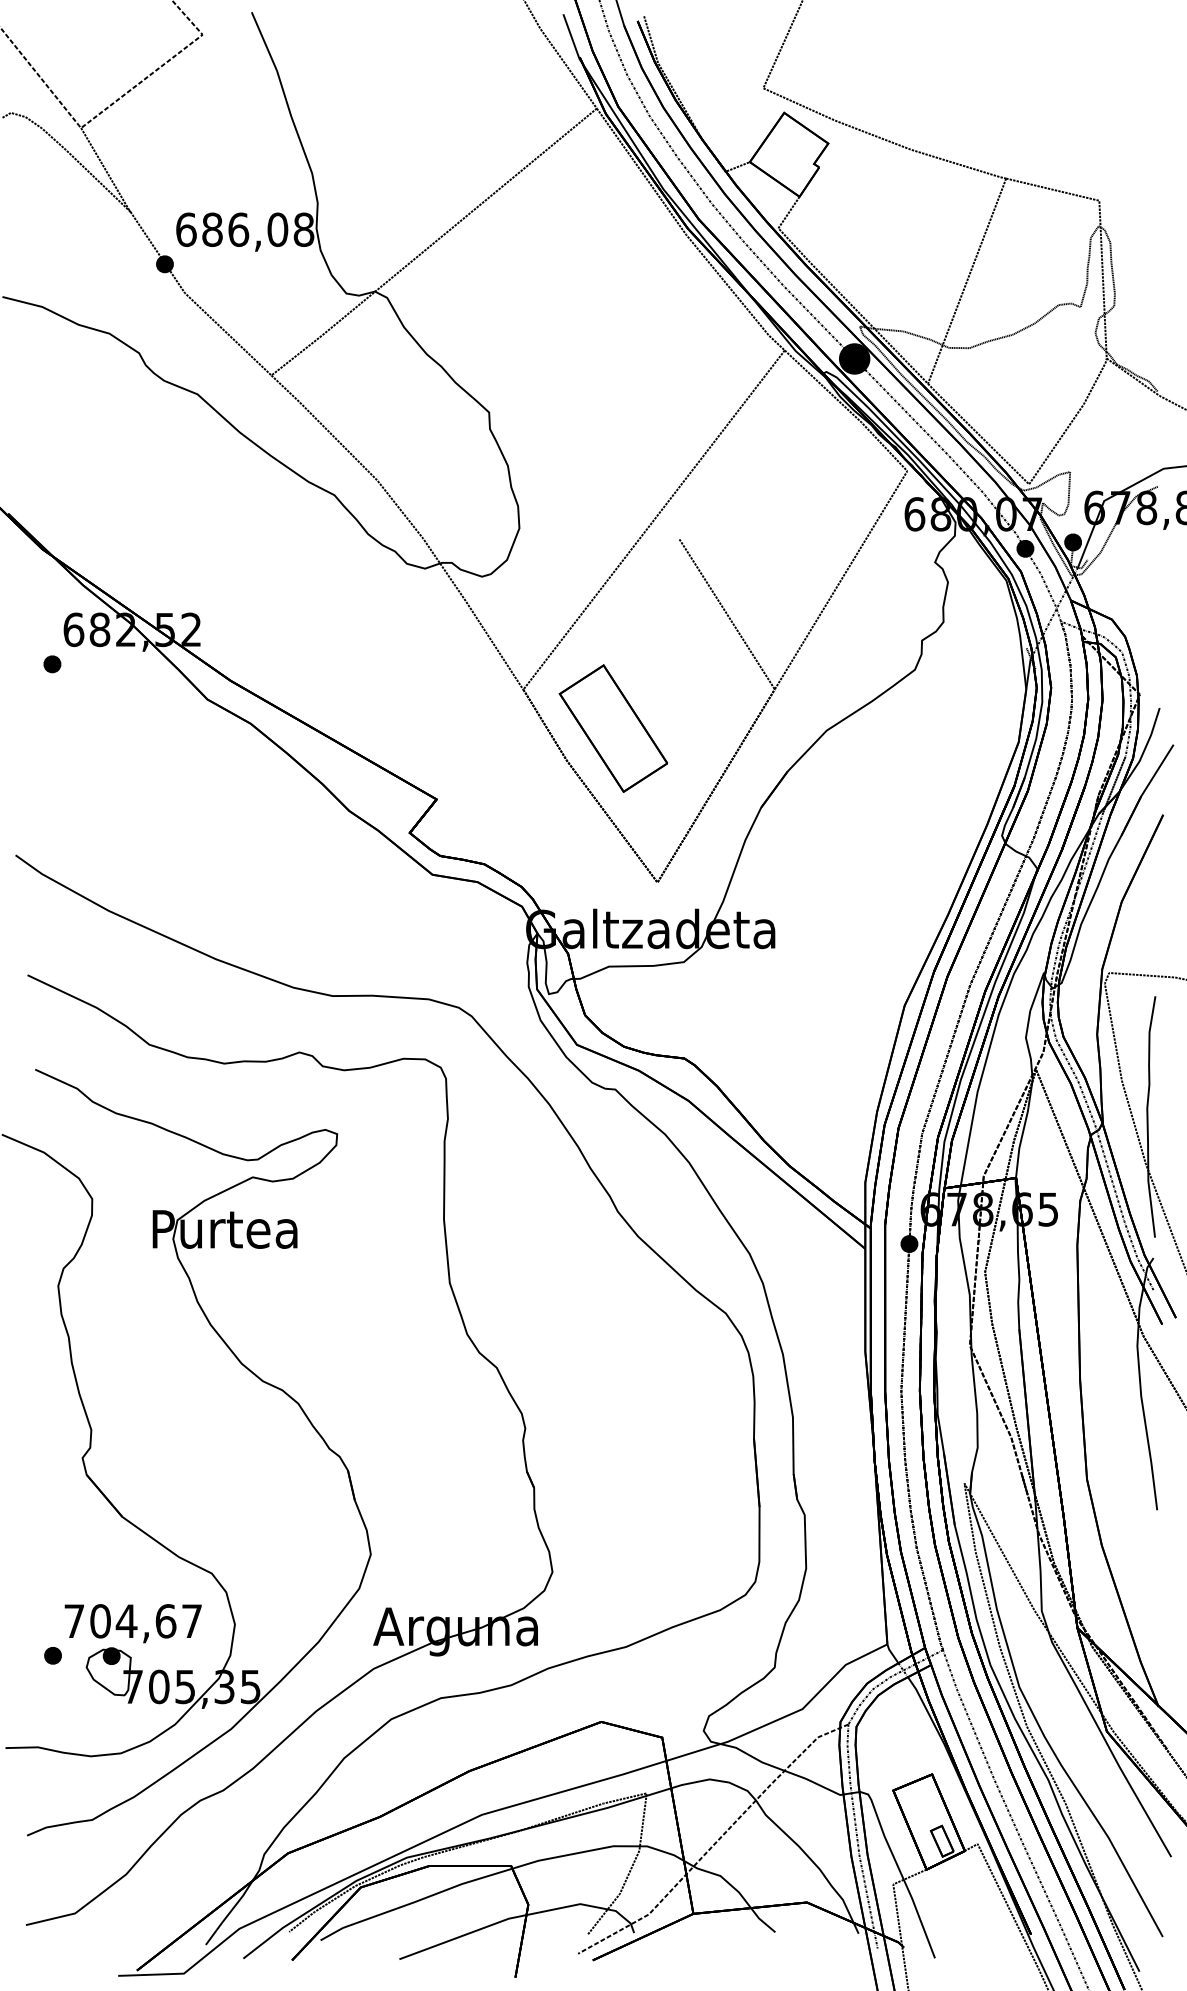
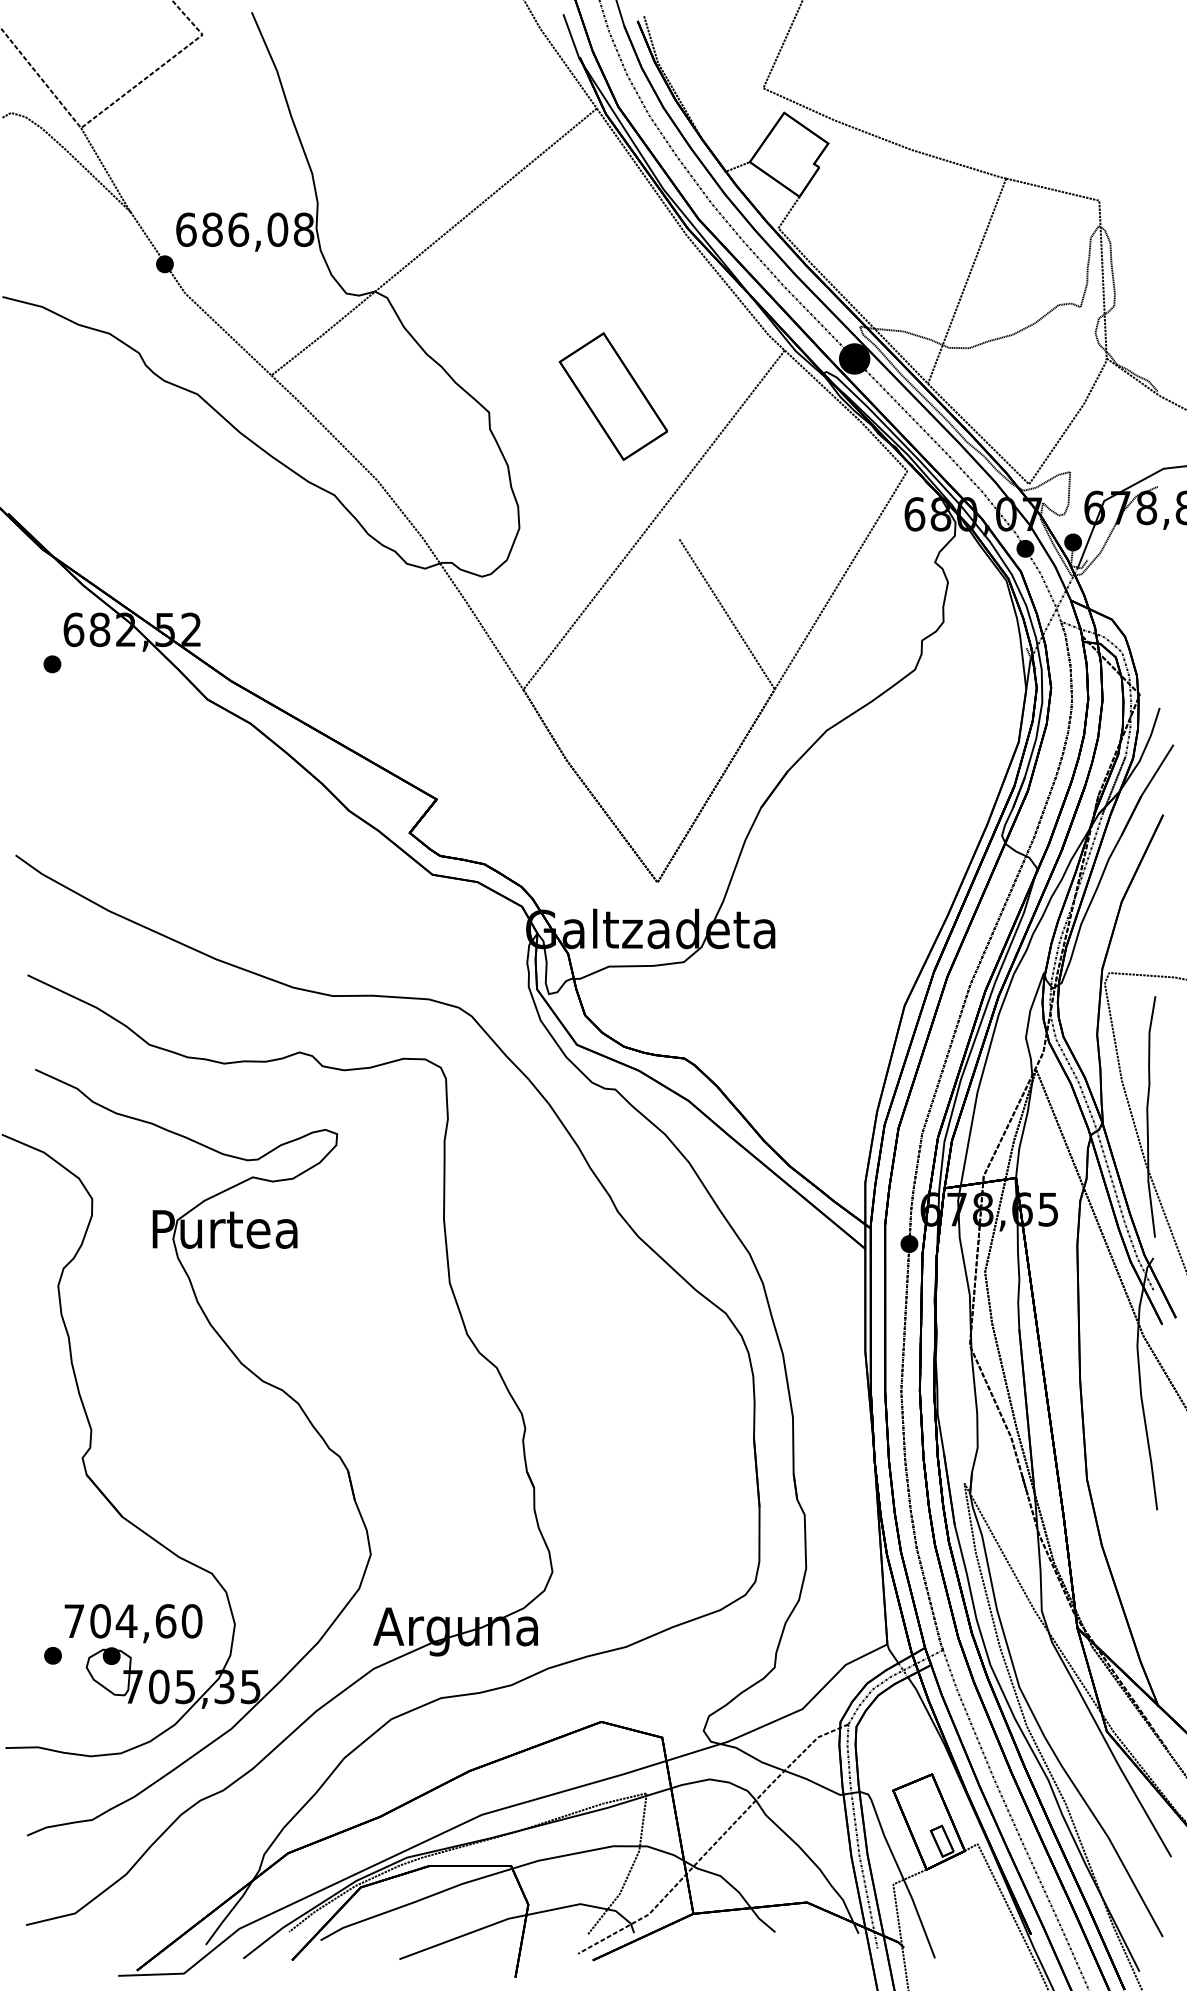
part position: (612, 728) -> (612, 396) (612, 396)
text: 704,67 -> 704,60 (191, 1621)
